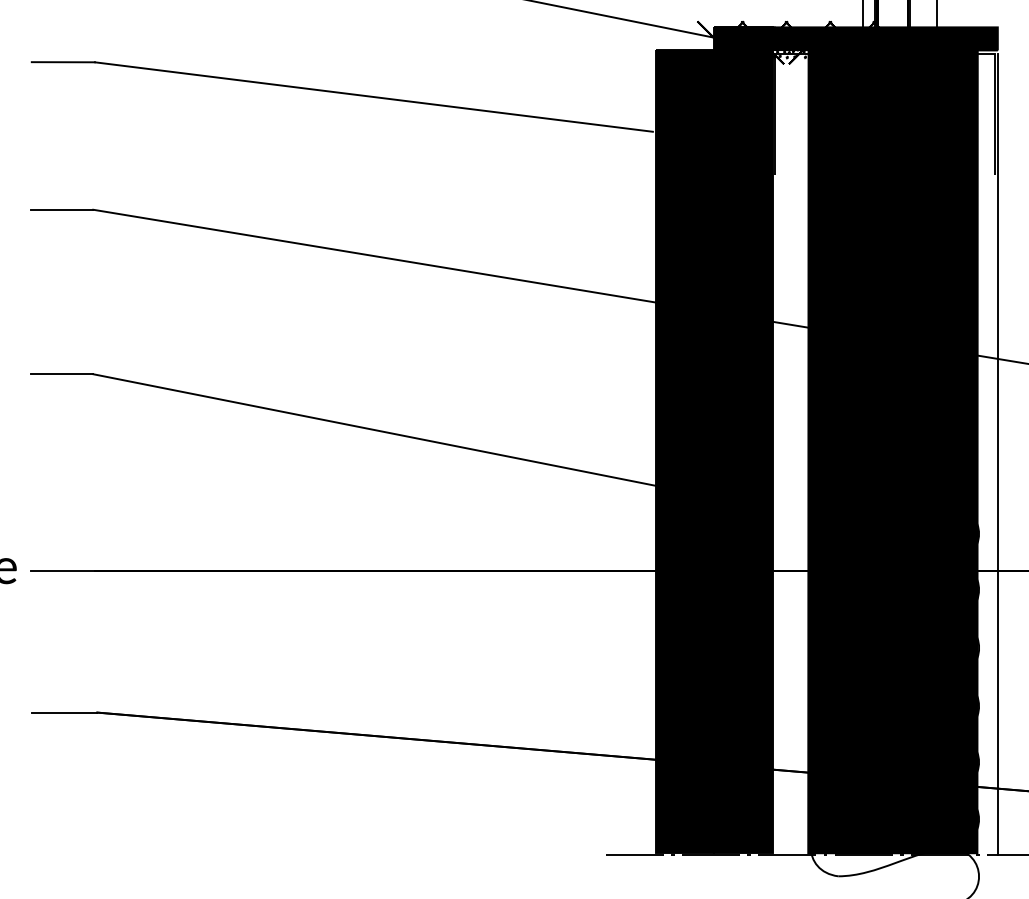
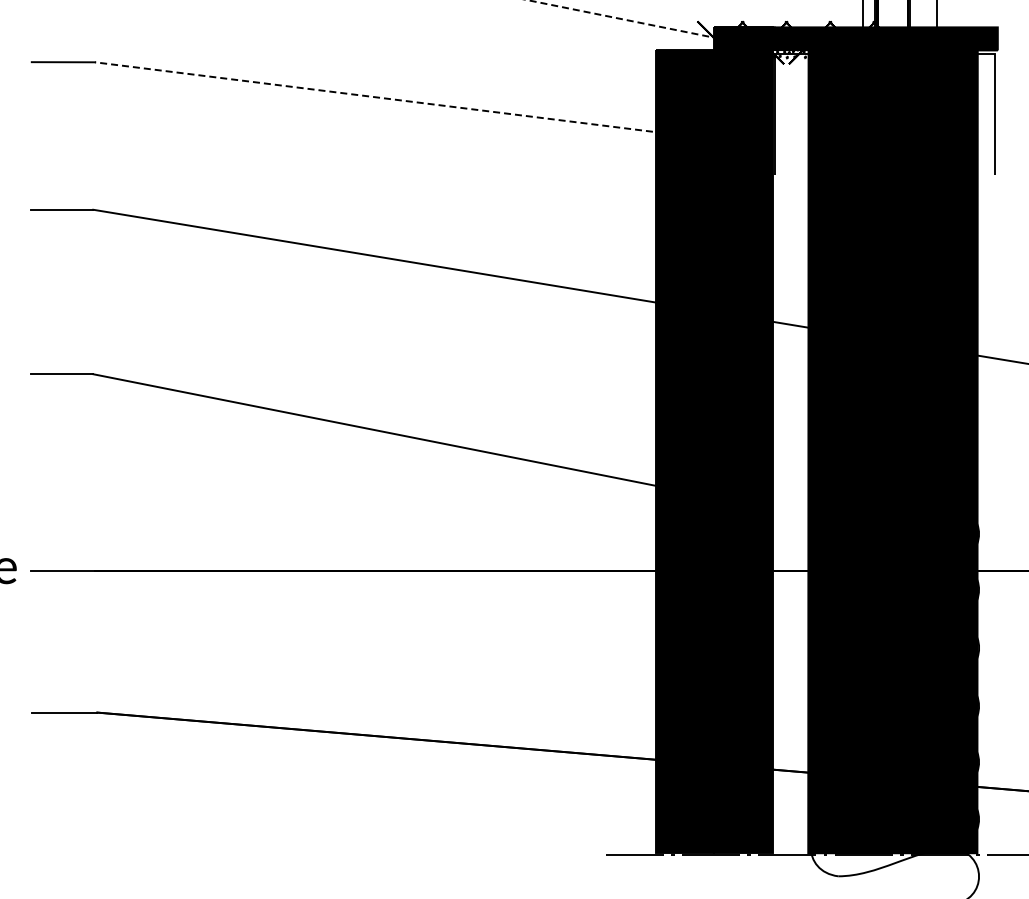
line: solid -> dashed (628, 20)
line: solid -> dashed (373, 96)
line: present -> none (997, 454)
